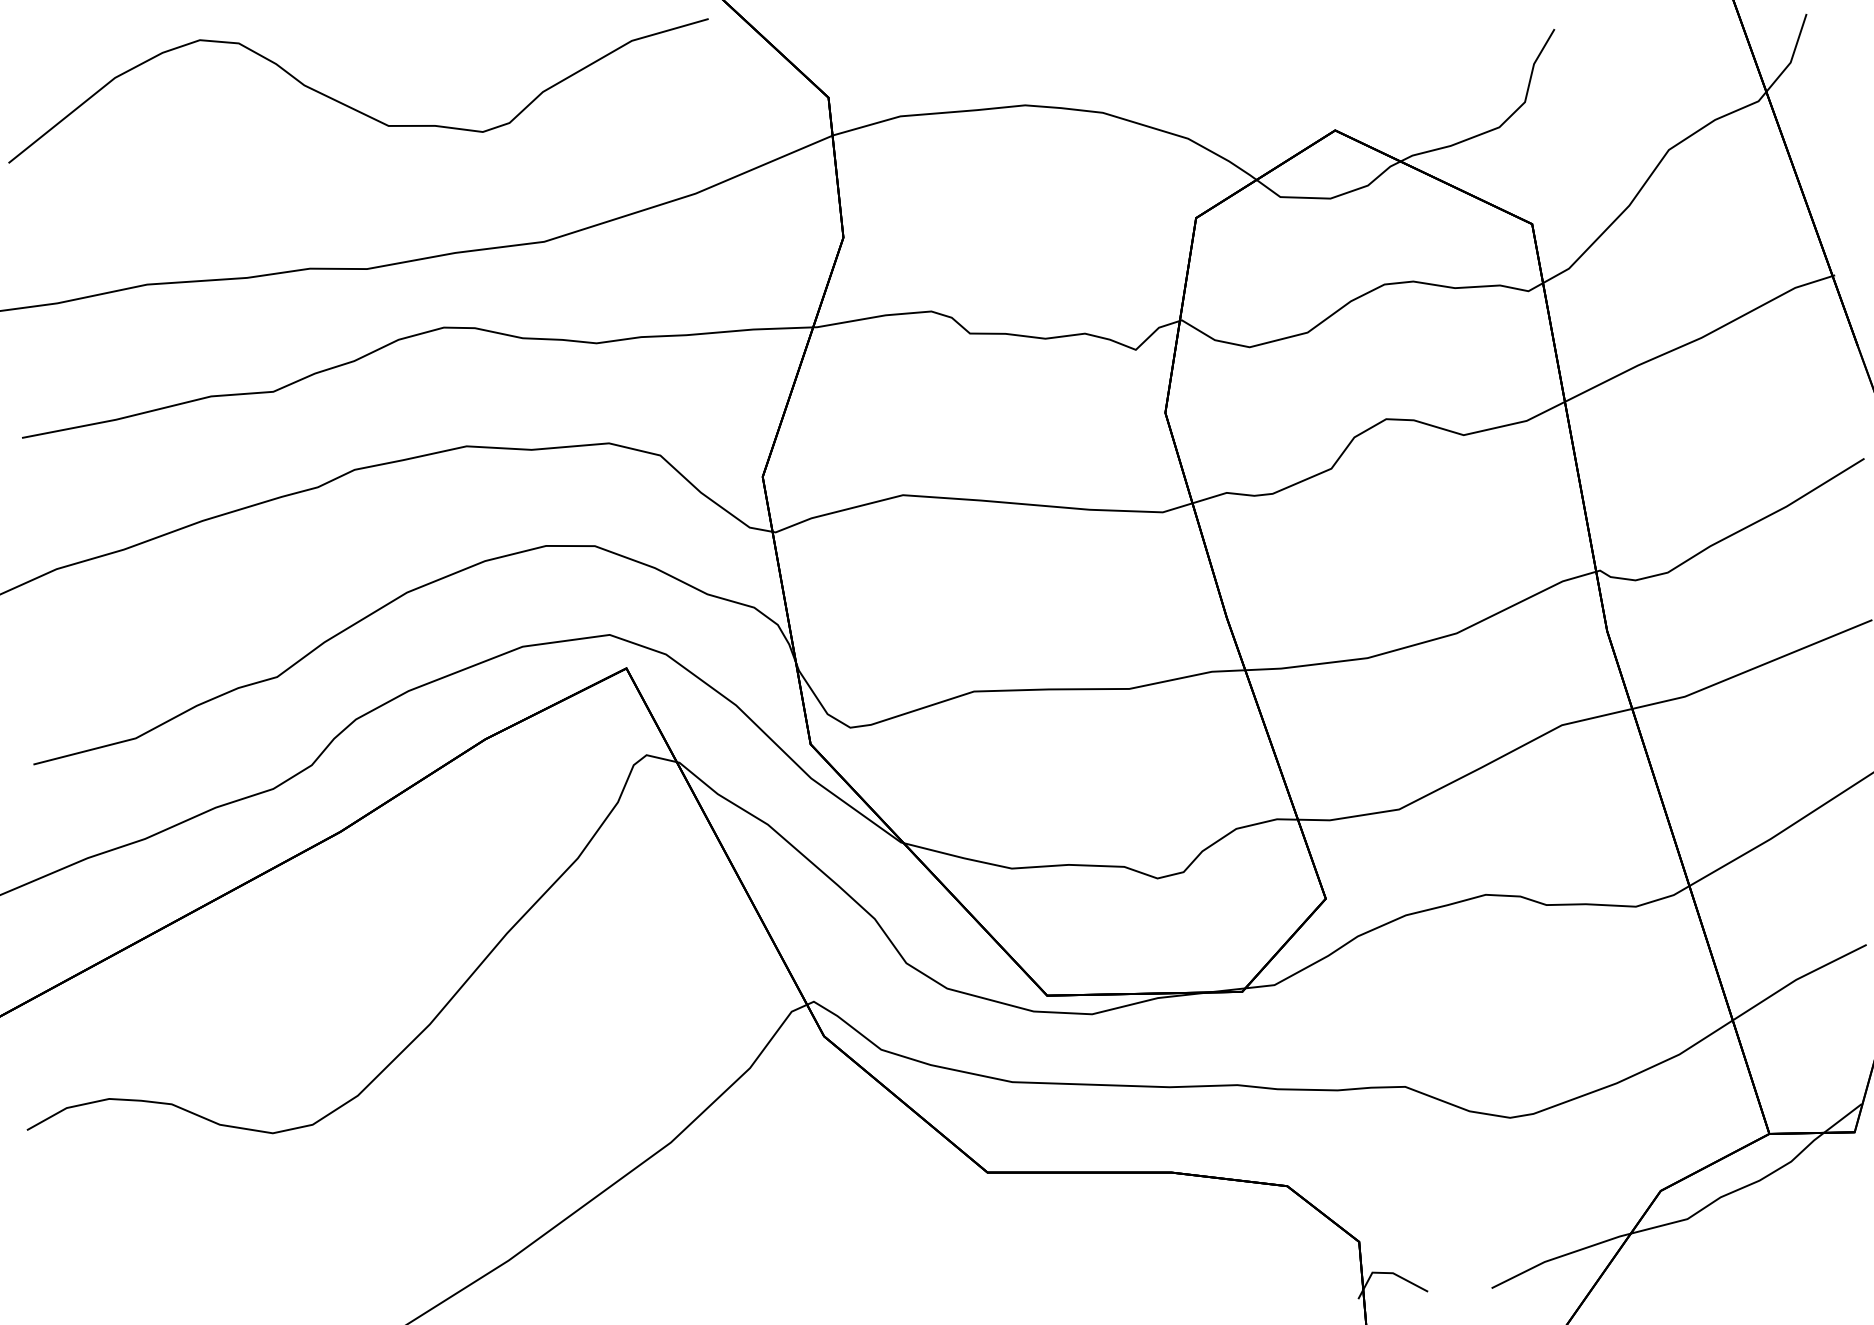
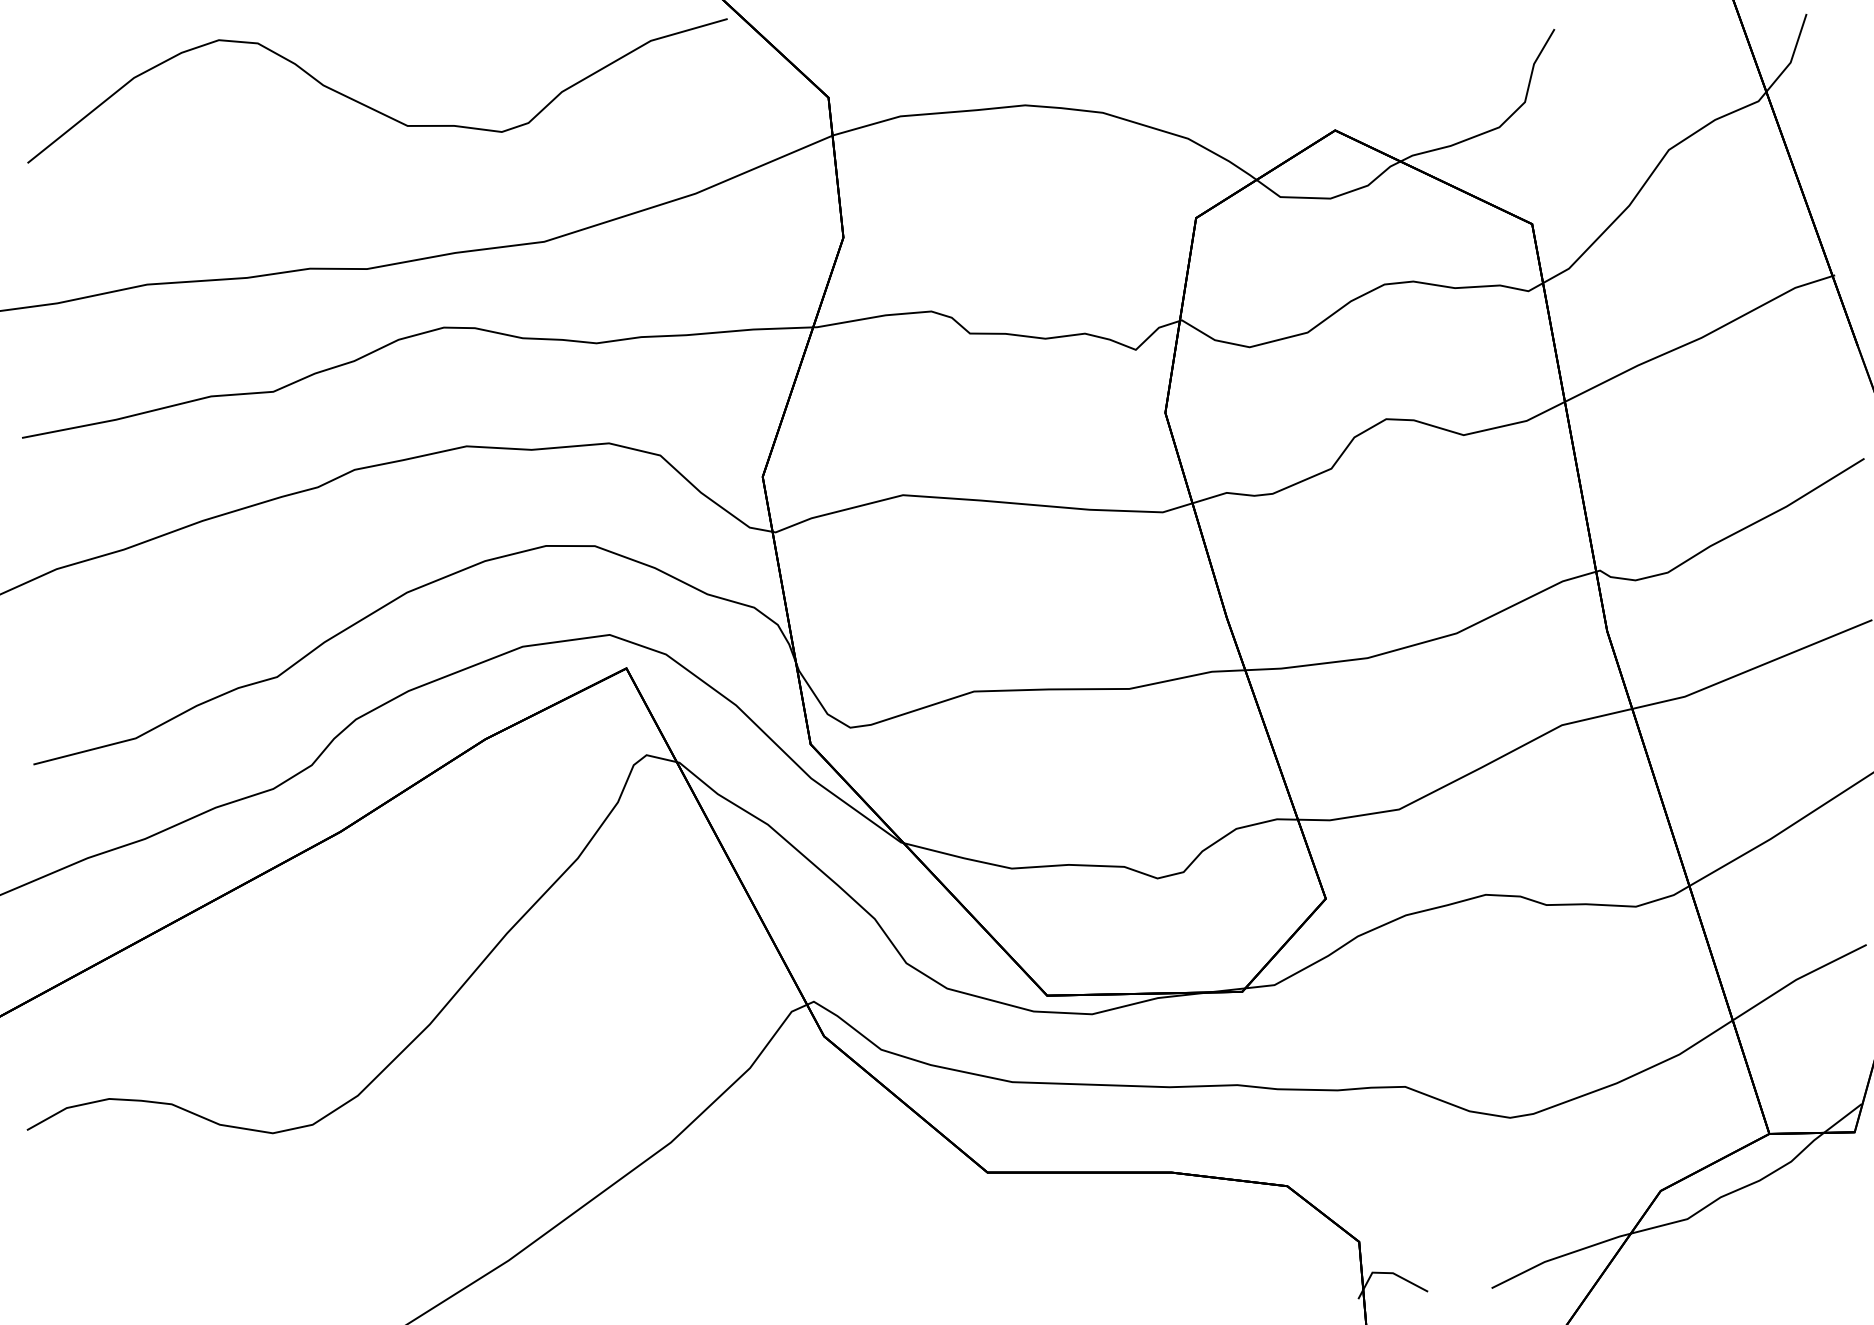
curve position: (350, 106) -> (369, 106) (369, 106)
